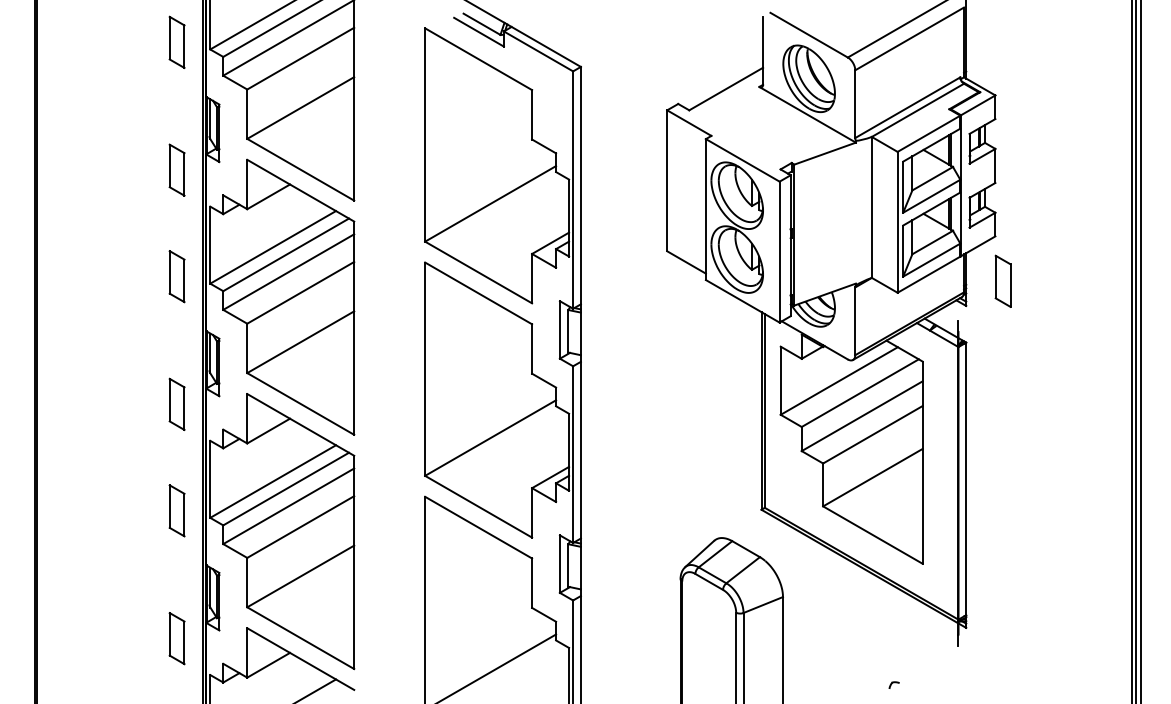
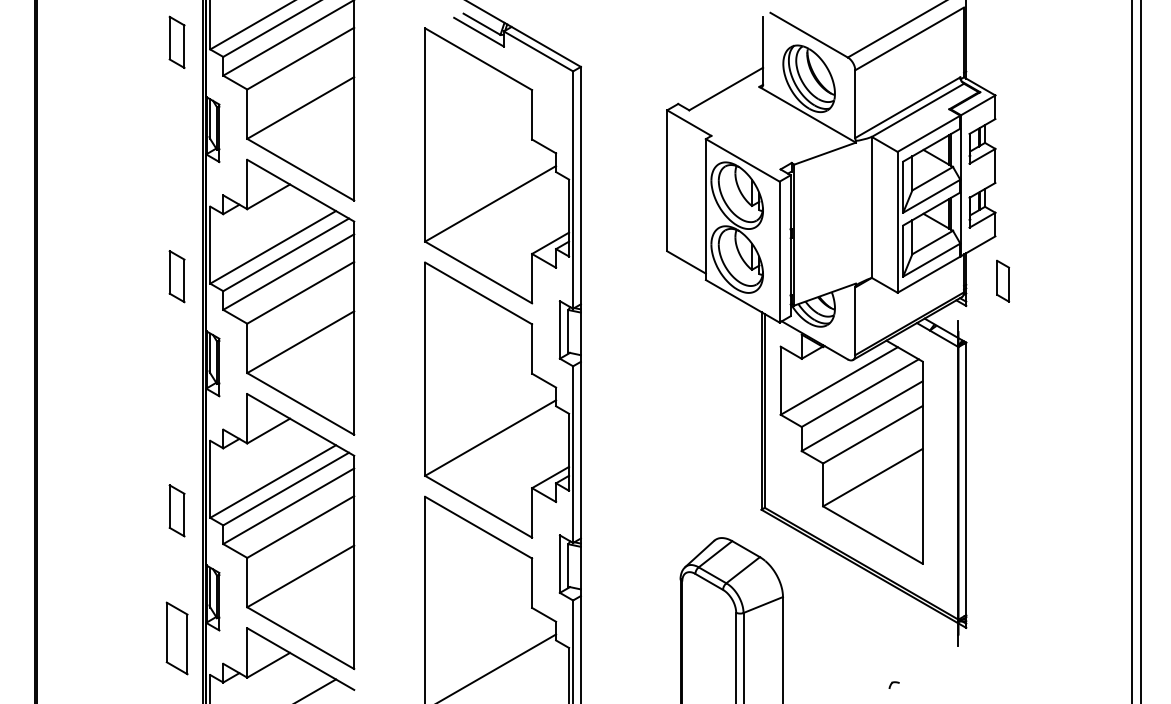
part: present -> none (176, 169)
part size: 18x54 px -> 14x44 px (1002, 280)
line: present -> none (1135, 351)
part: present -> none (176, 403)
part size: 18x54 px -> 24x75 px (176, 638)
